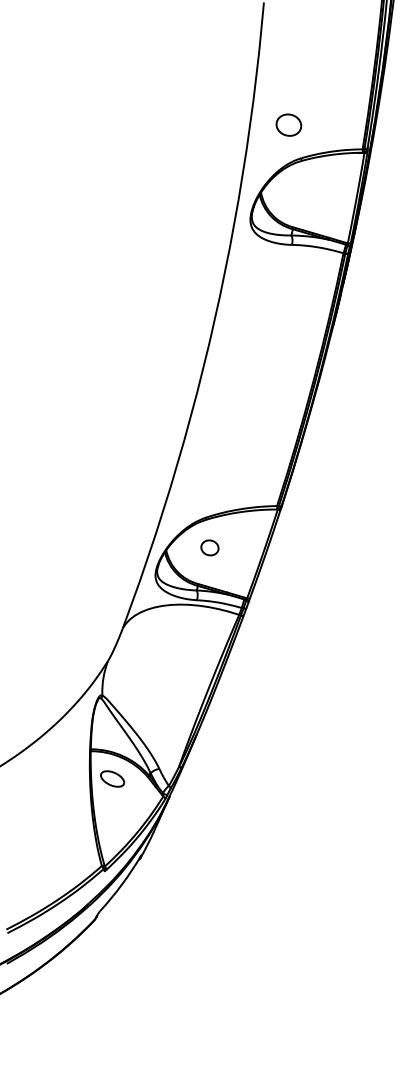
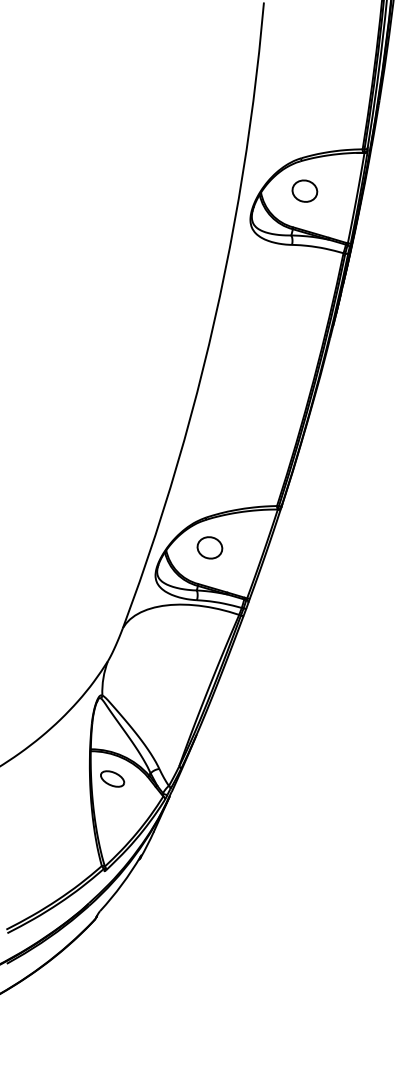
part position: (288, 124) -> (304, 190) (304, 190)
part size: 20x18 px -> 28x24 px (209, 547)
